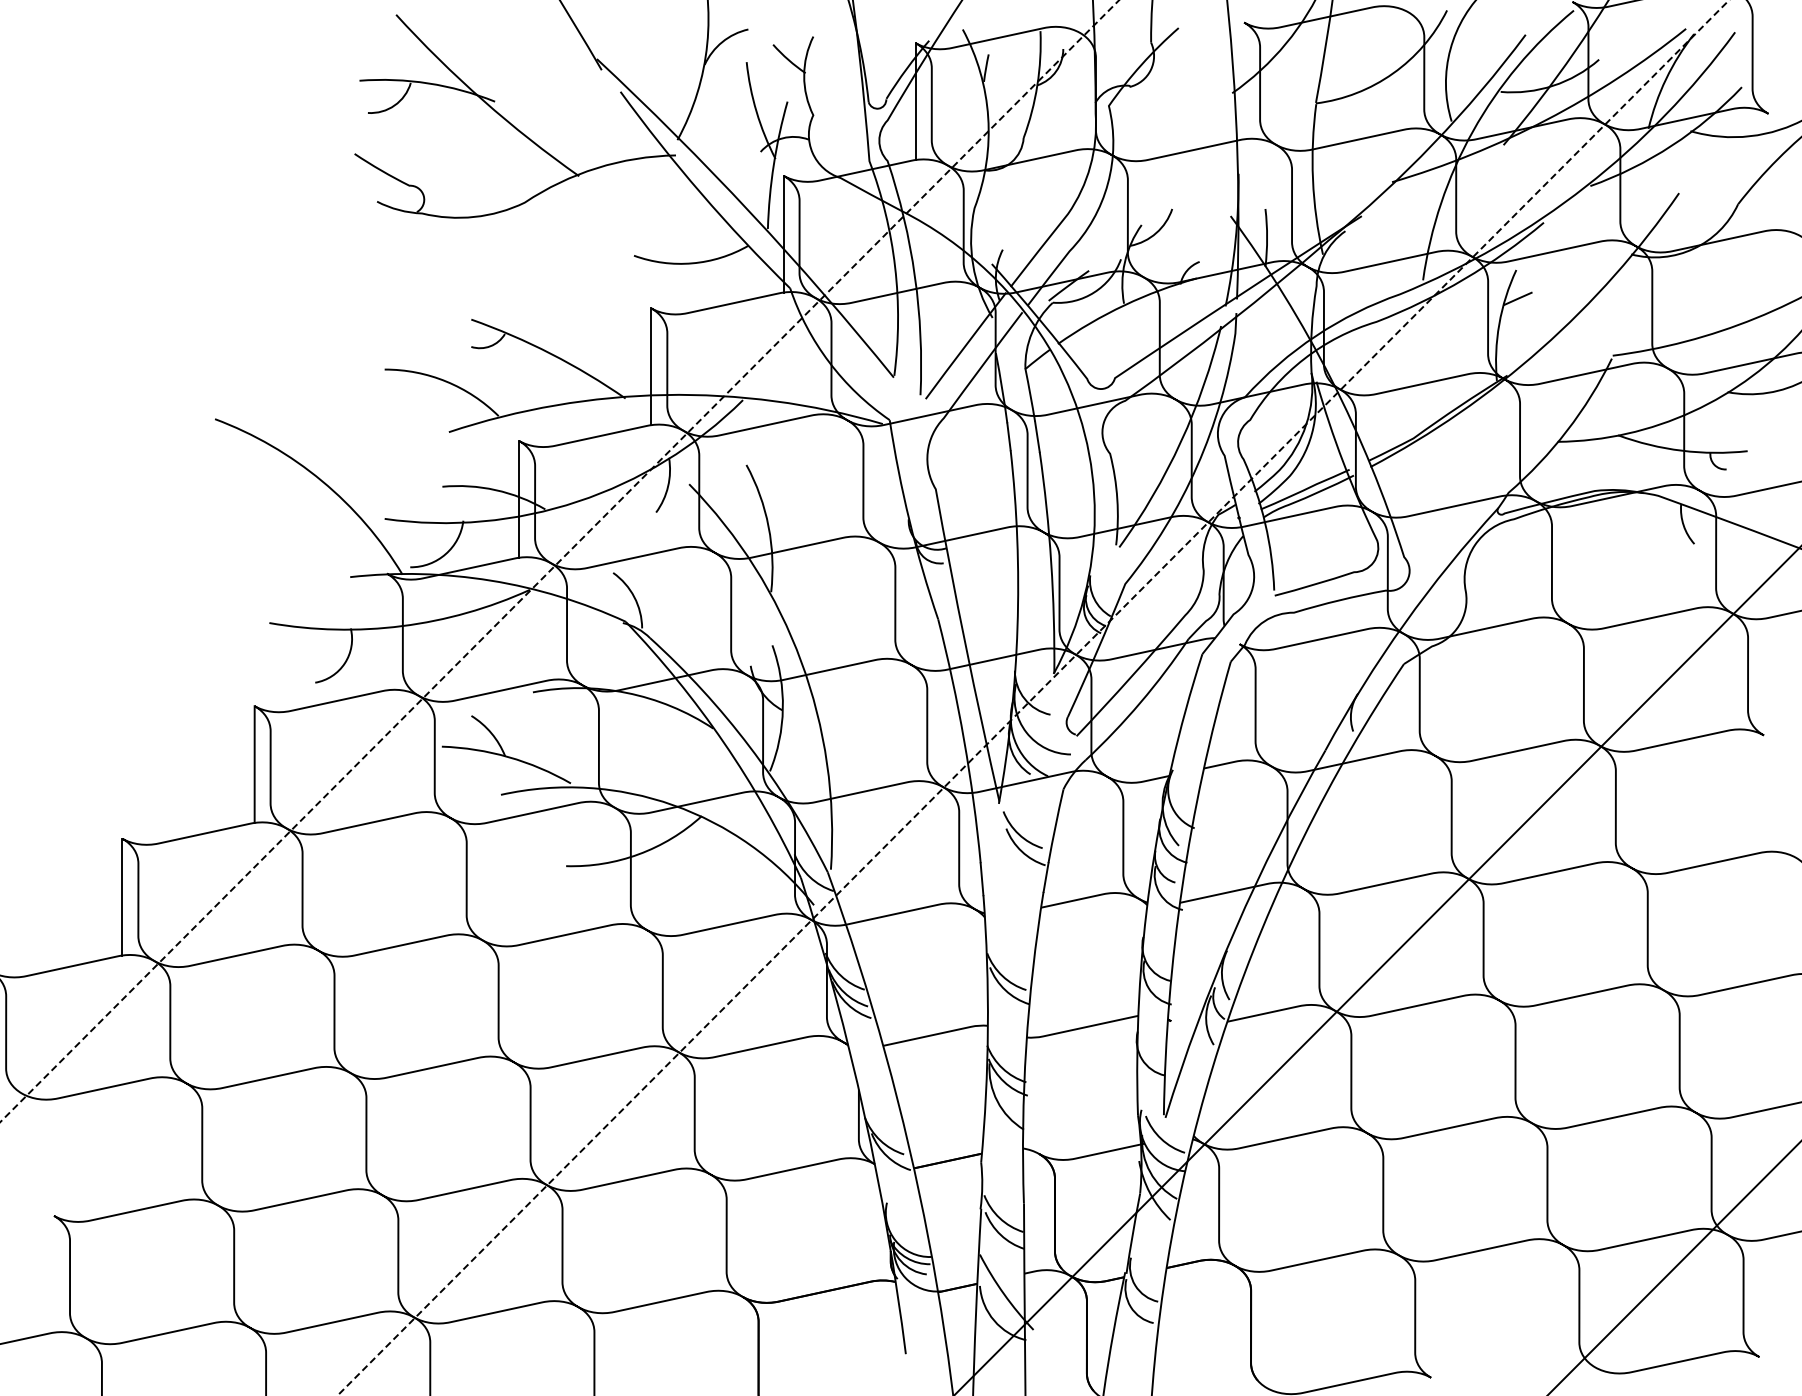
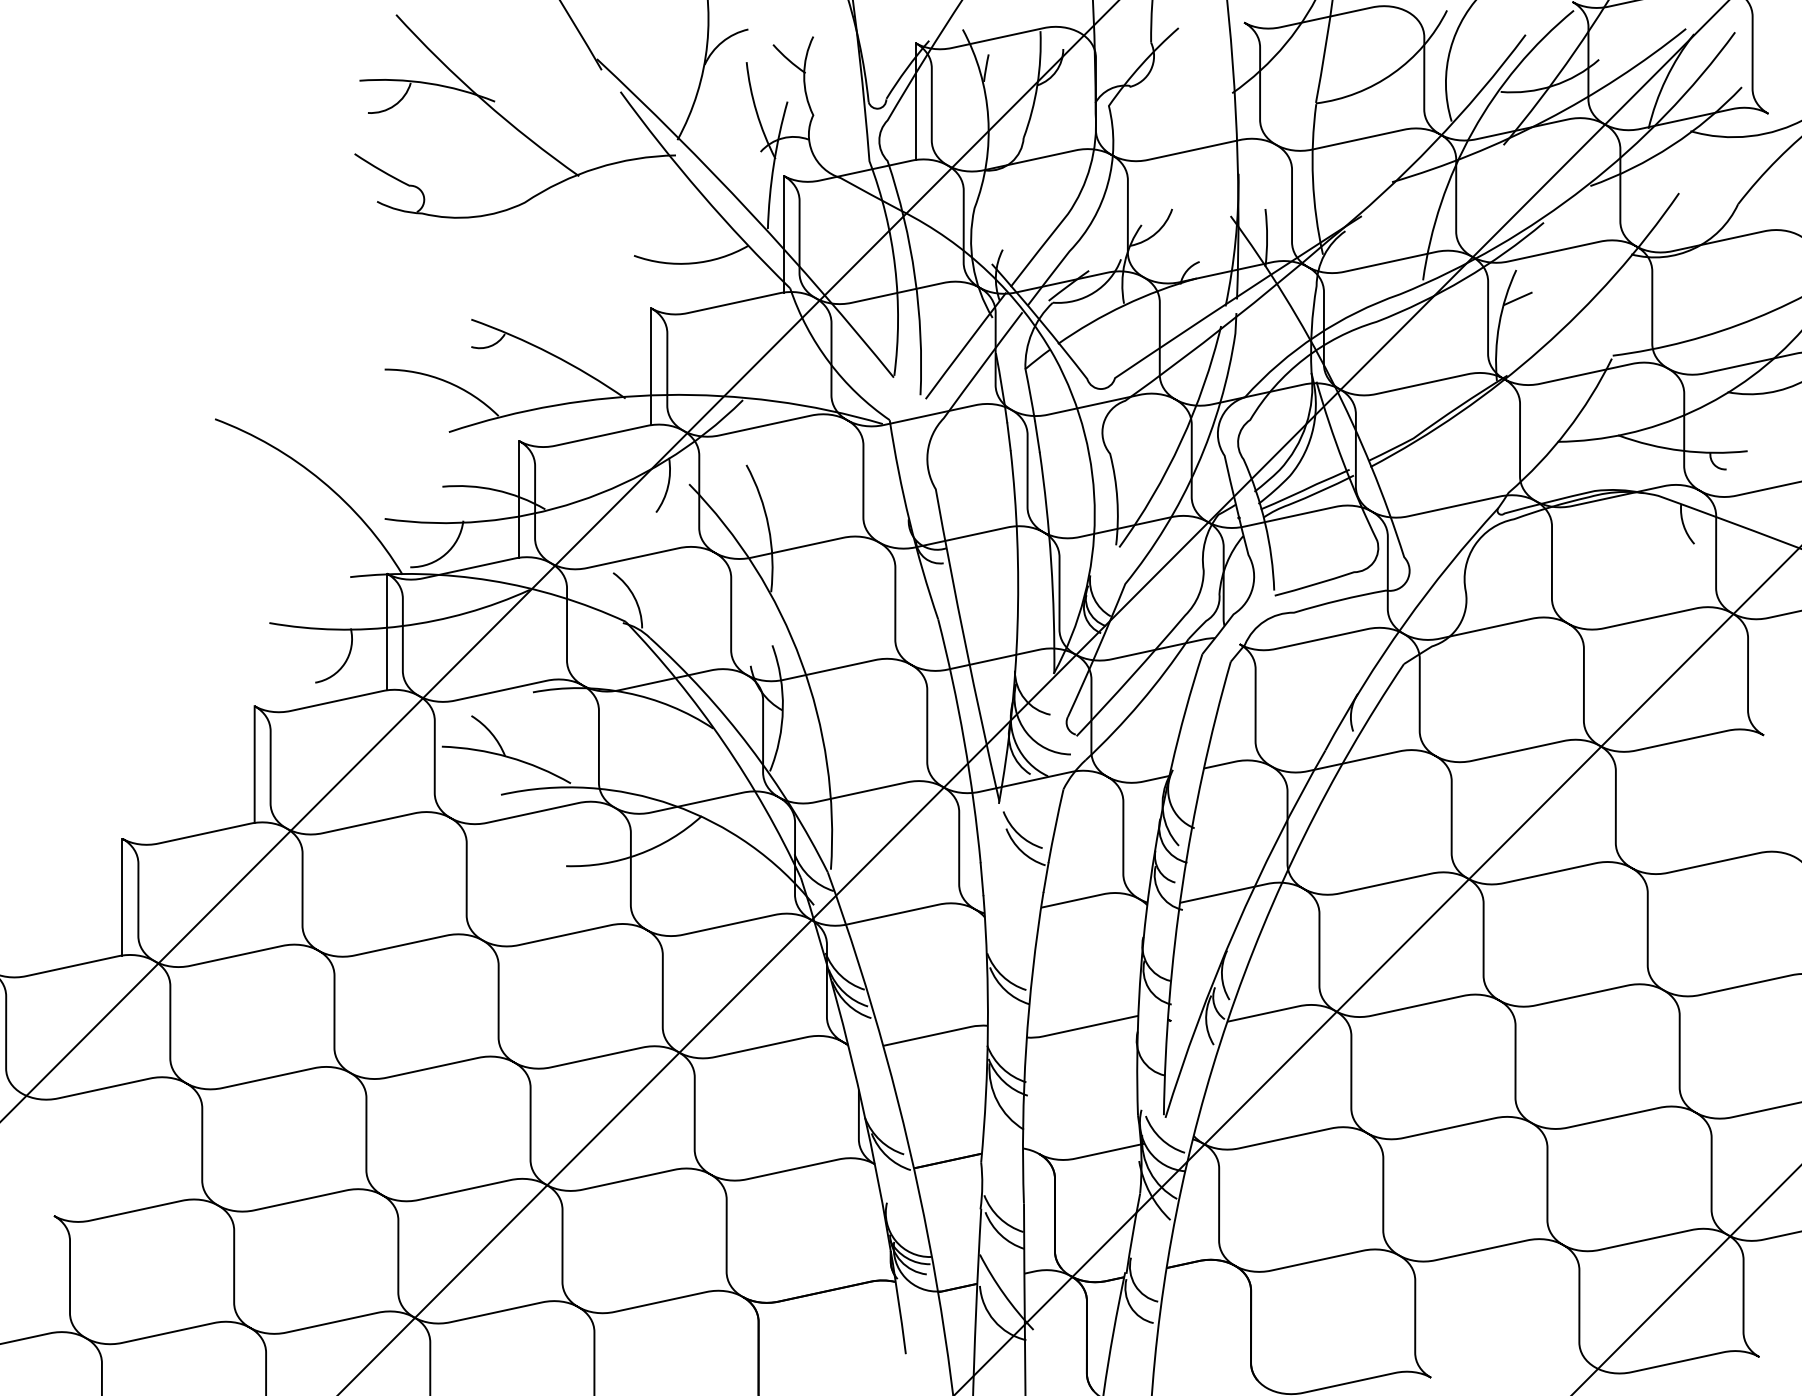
line: dashed -> solid (559, 561)
line: none -> present (386, 631)
line: dashed -> solid (1032, 698)
line position: (1674, 1267) -> (1686, 1279) (1686, 1279)
